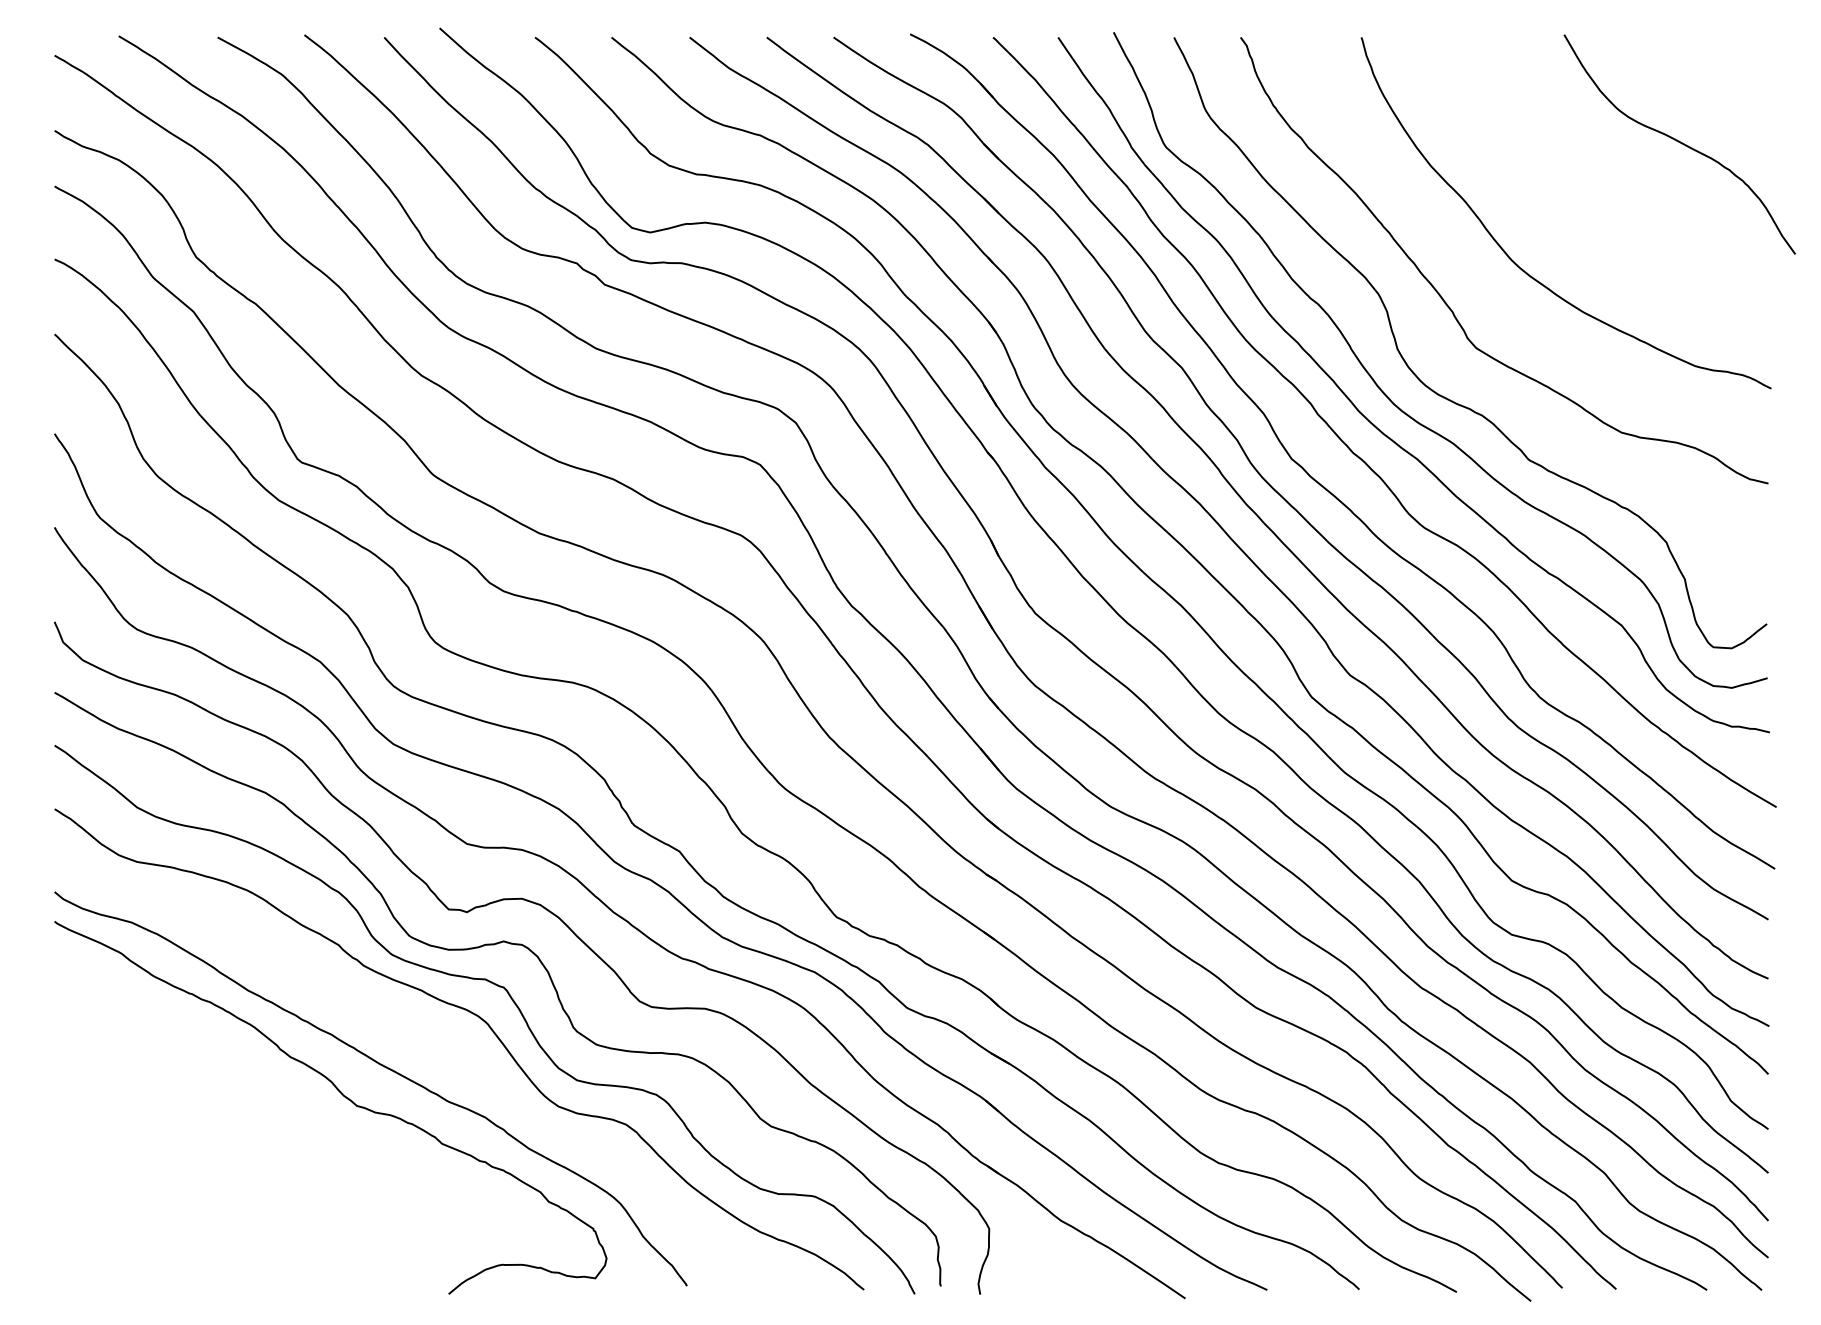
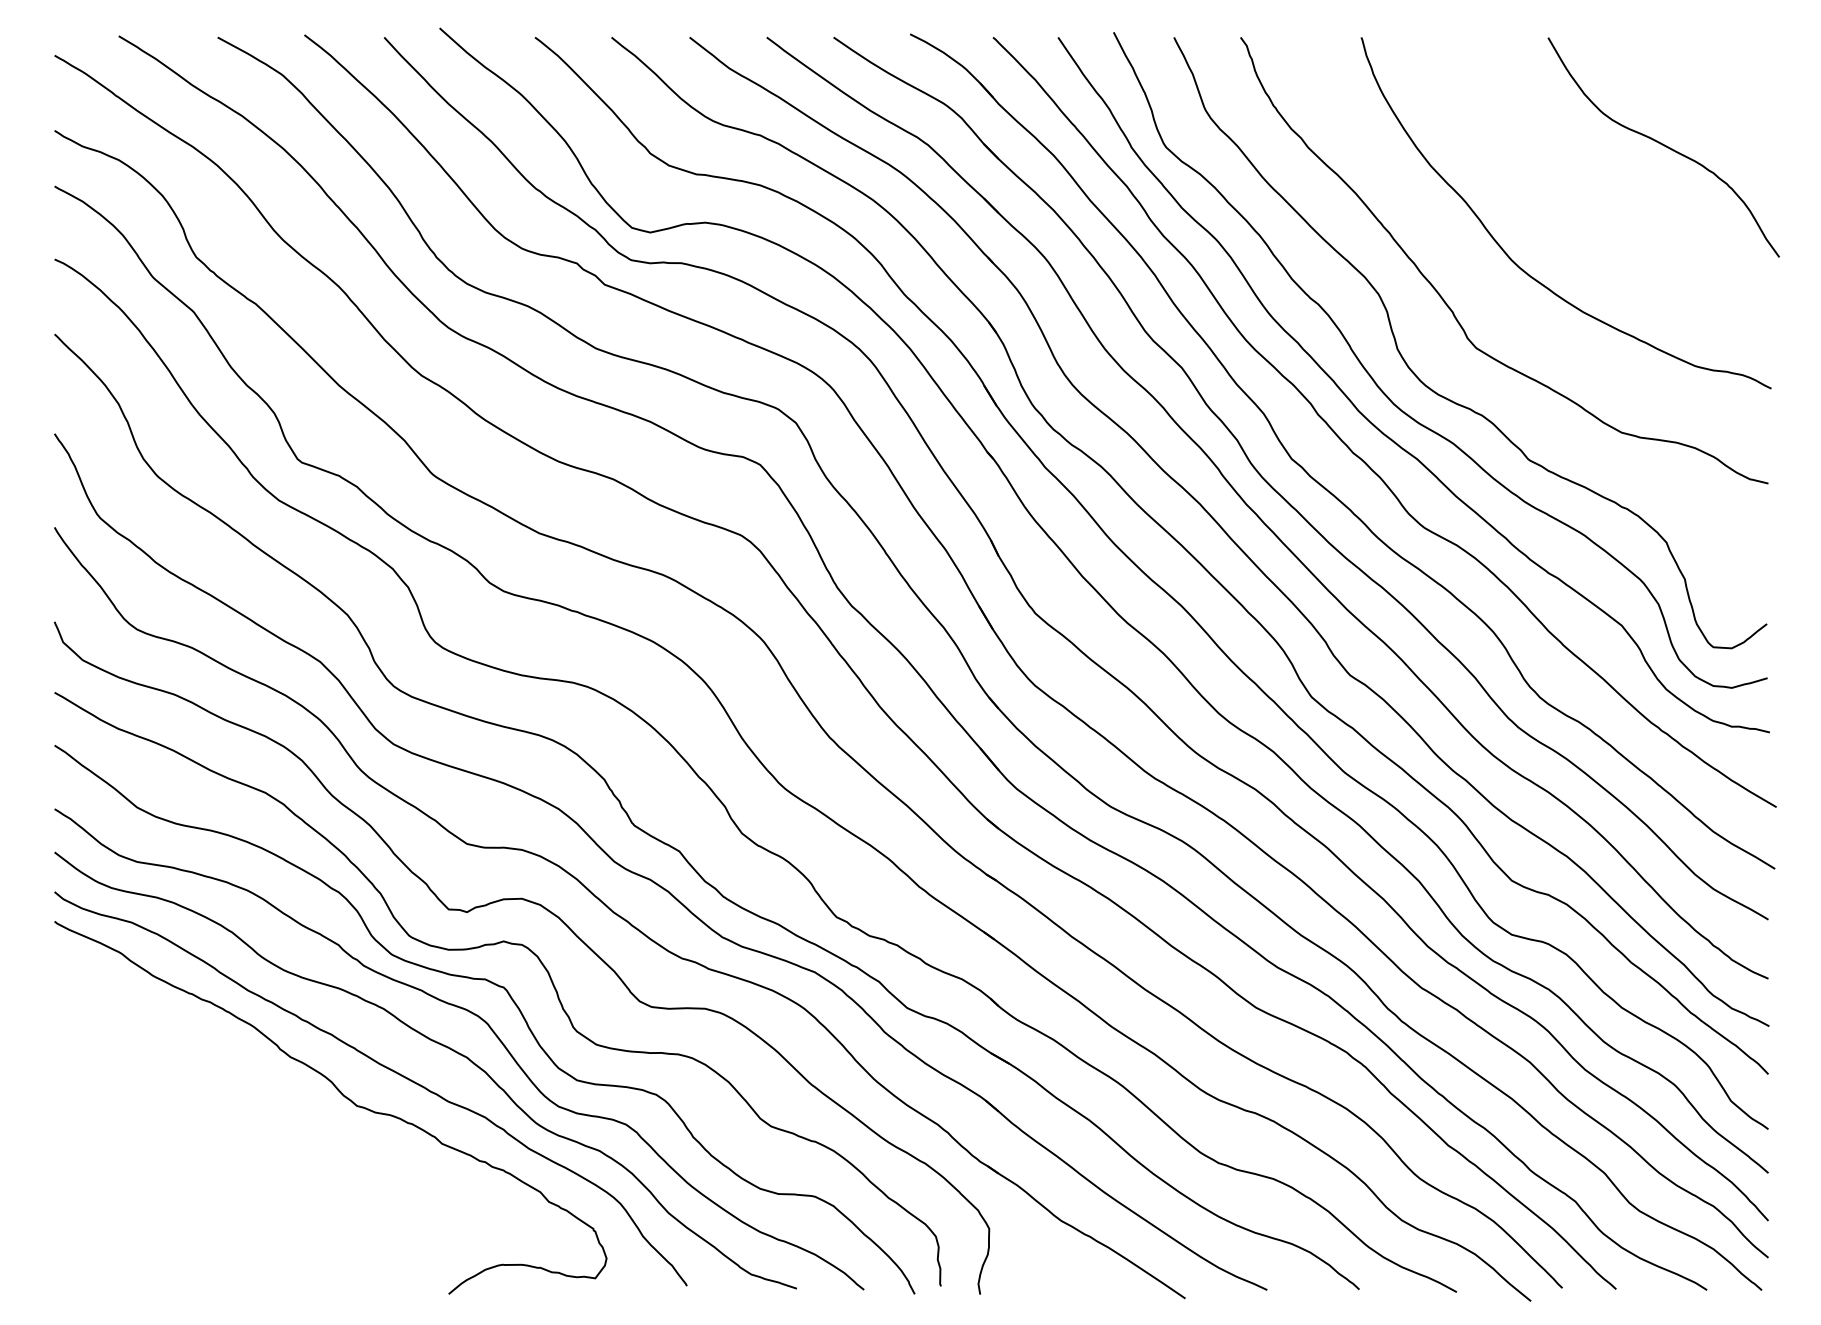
curve position: (1680, 143) -> (1664, 146) (1664, 146)
curve: none -> present (438, 1044)
